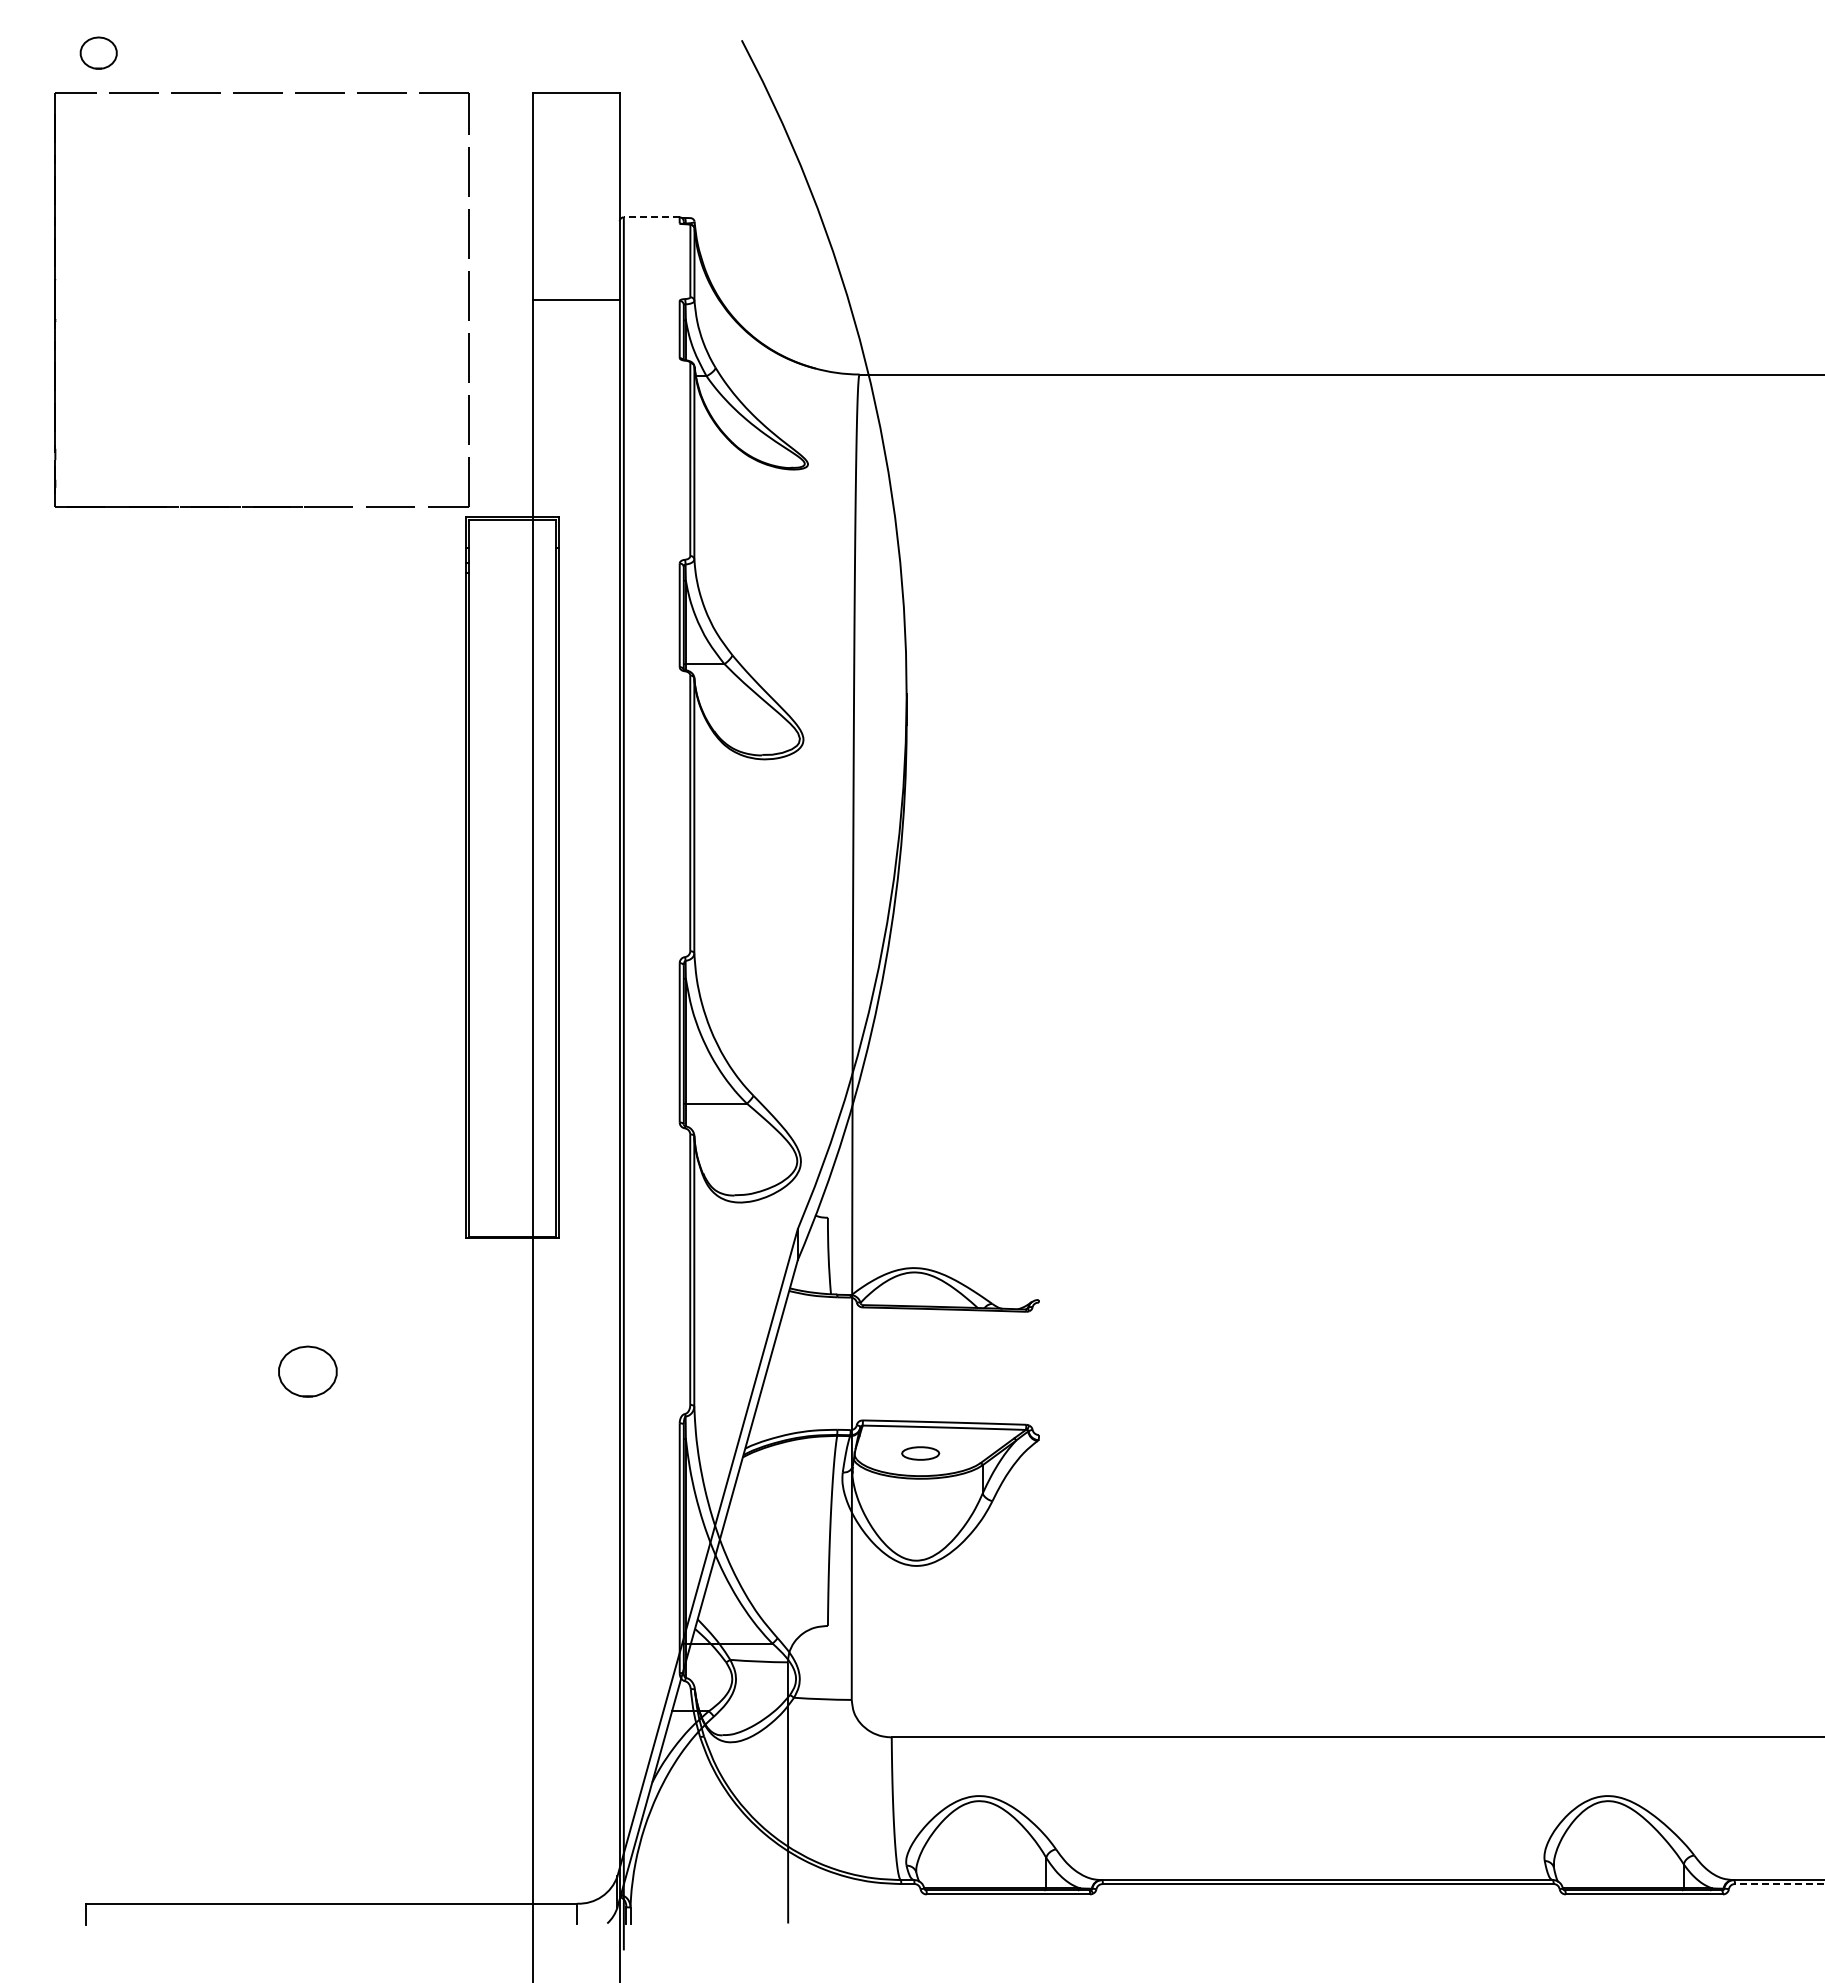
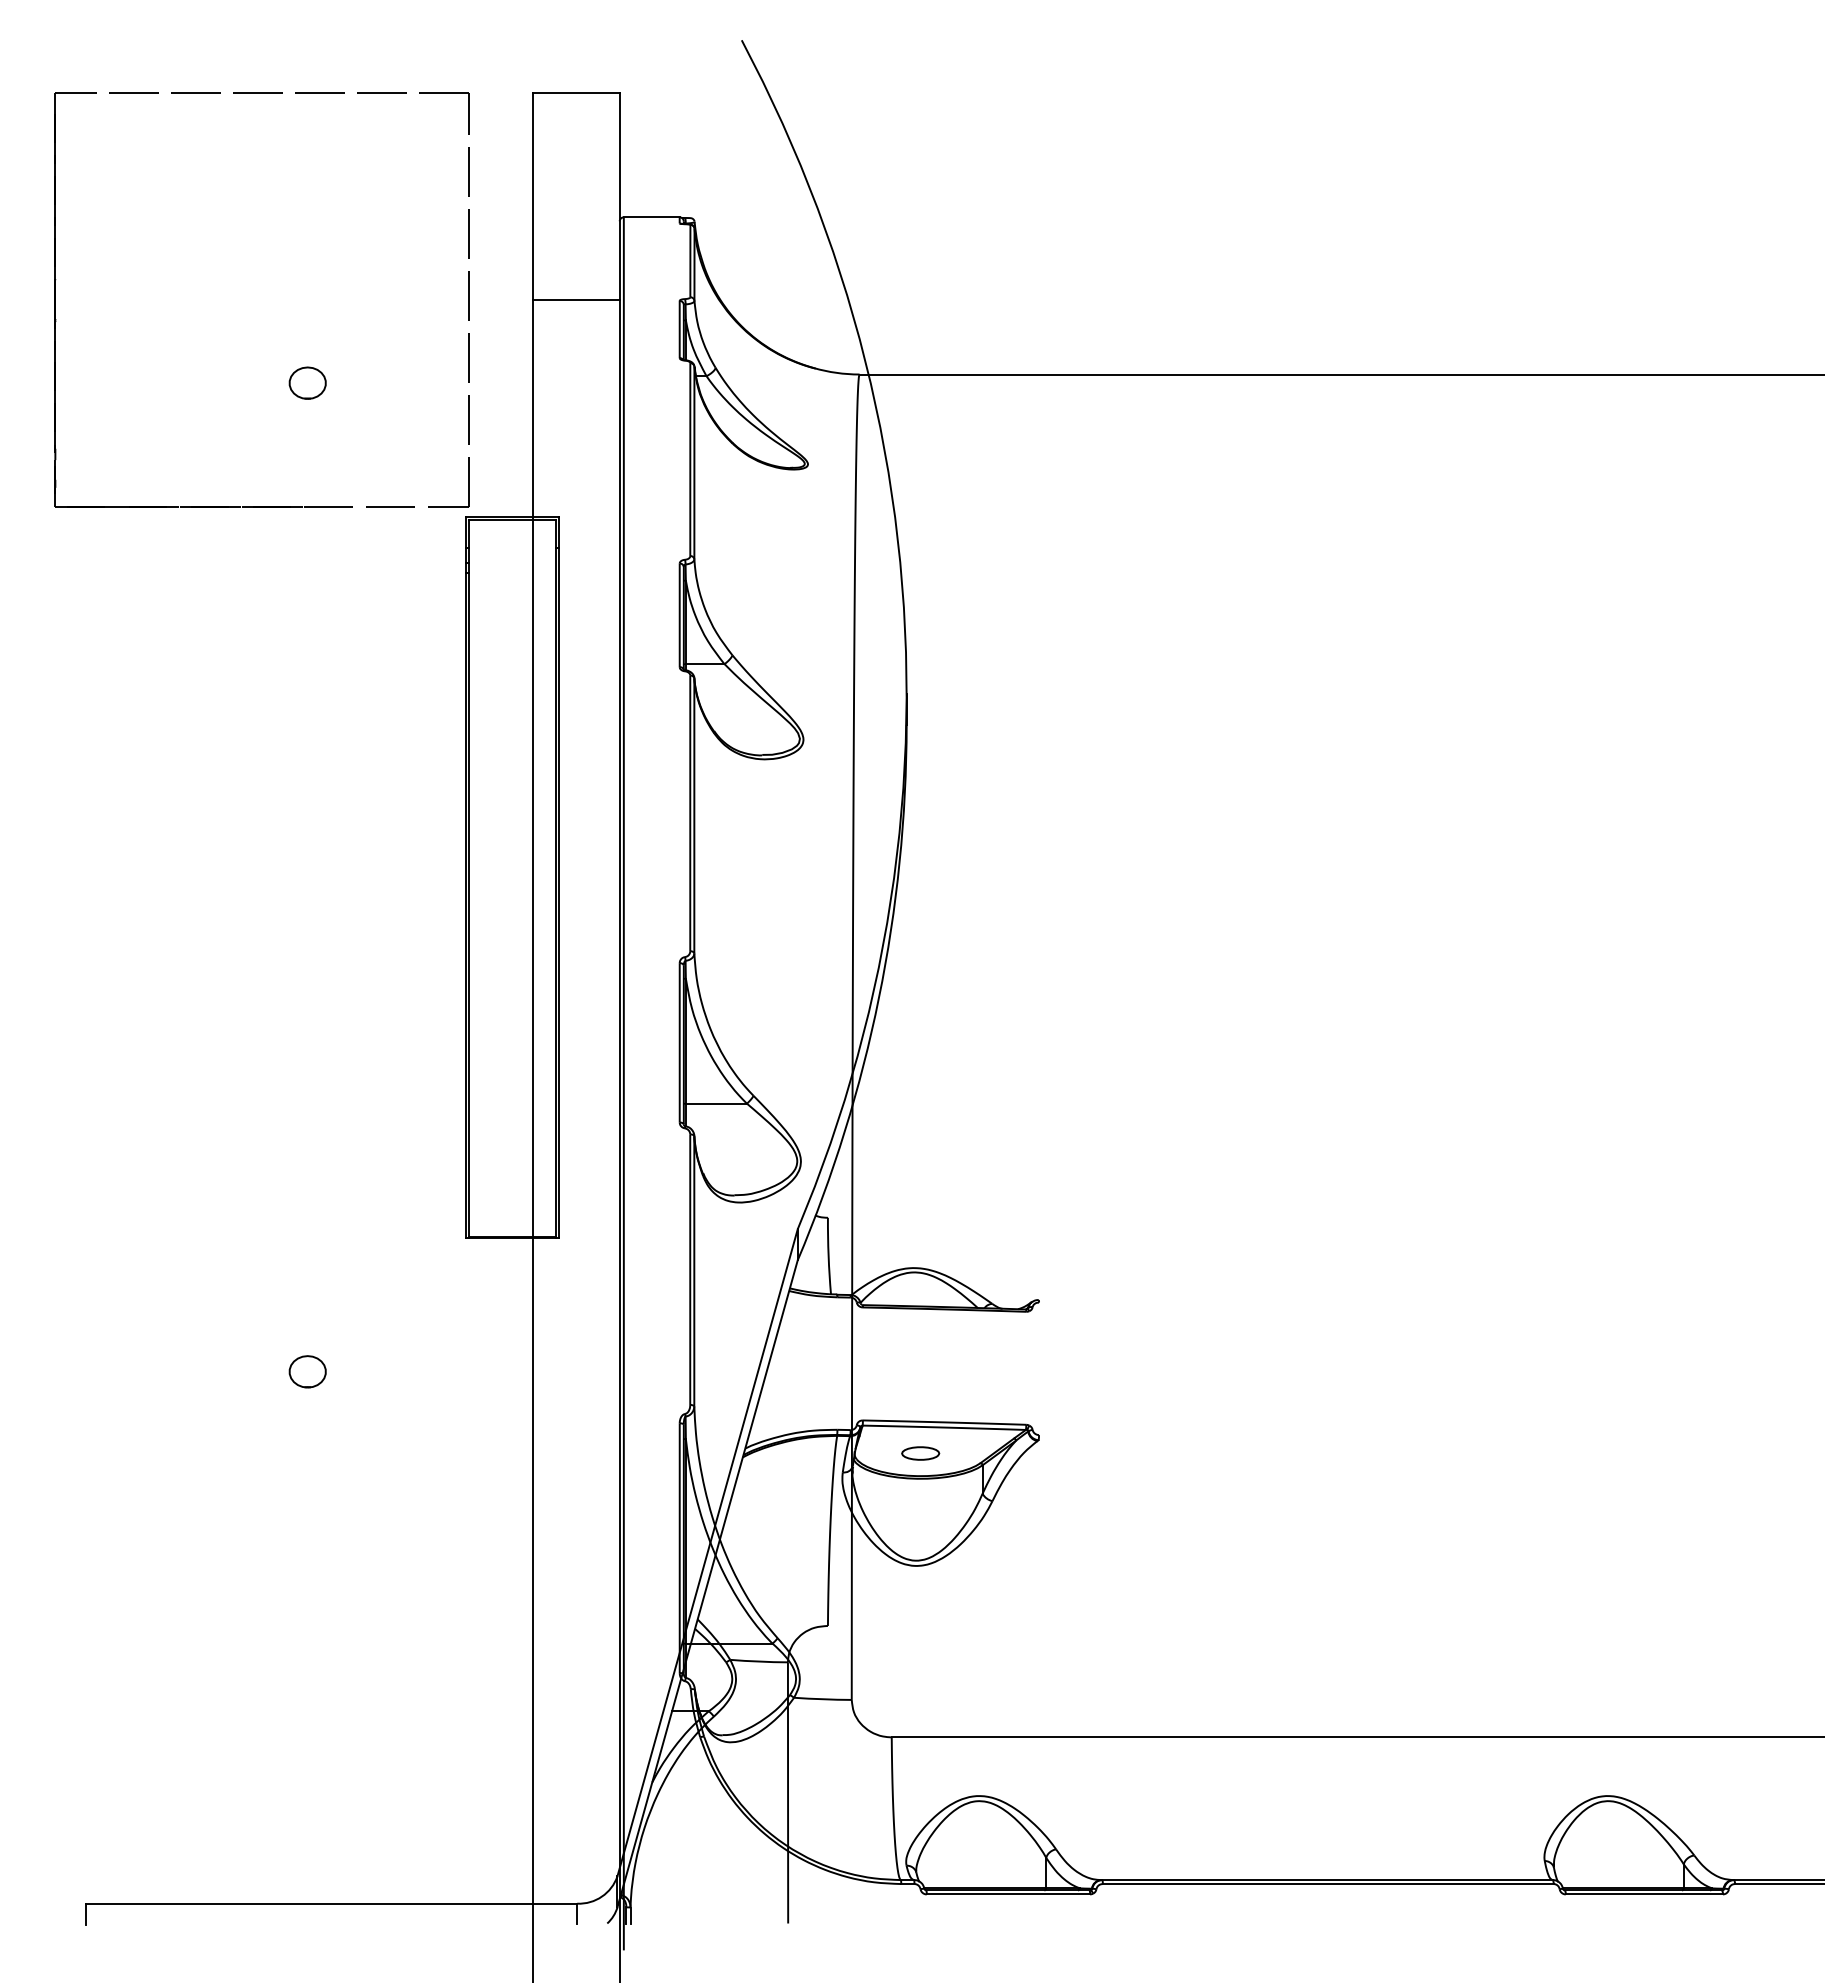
part position: (98, 52) -> (307, 382) (307, 382)
line: dashed -> solid (651, 217)
part size: 60x53 px -> 39x34 px (307, 1371)
line: dashed -> solid (1779, 1884)
